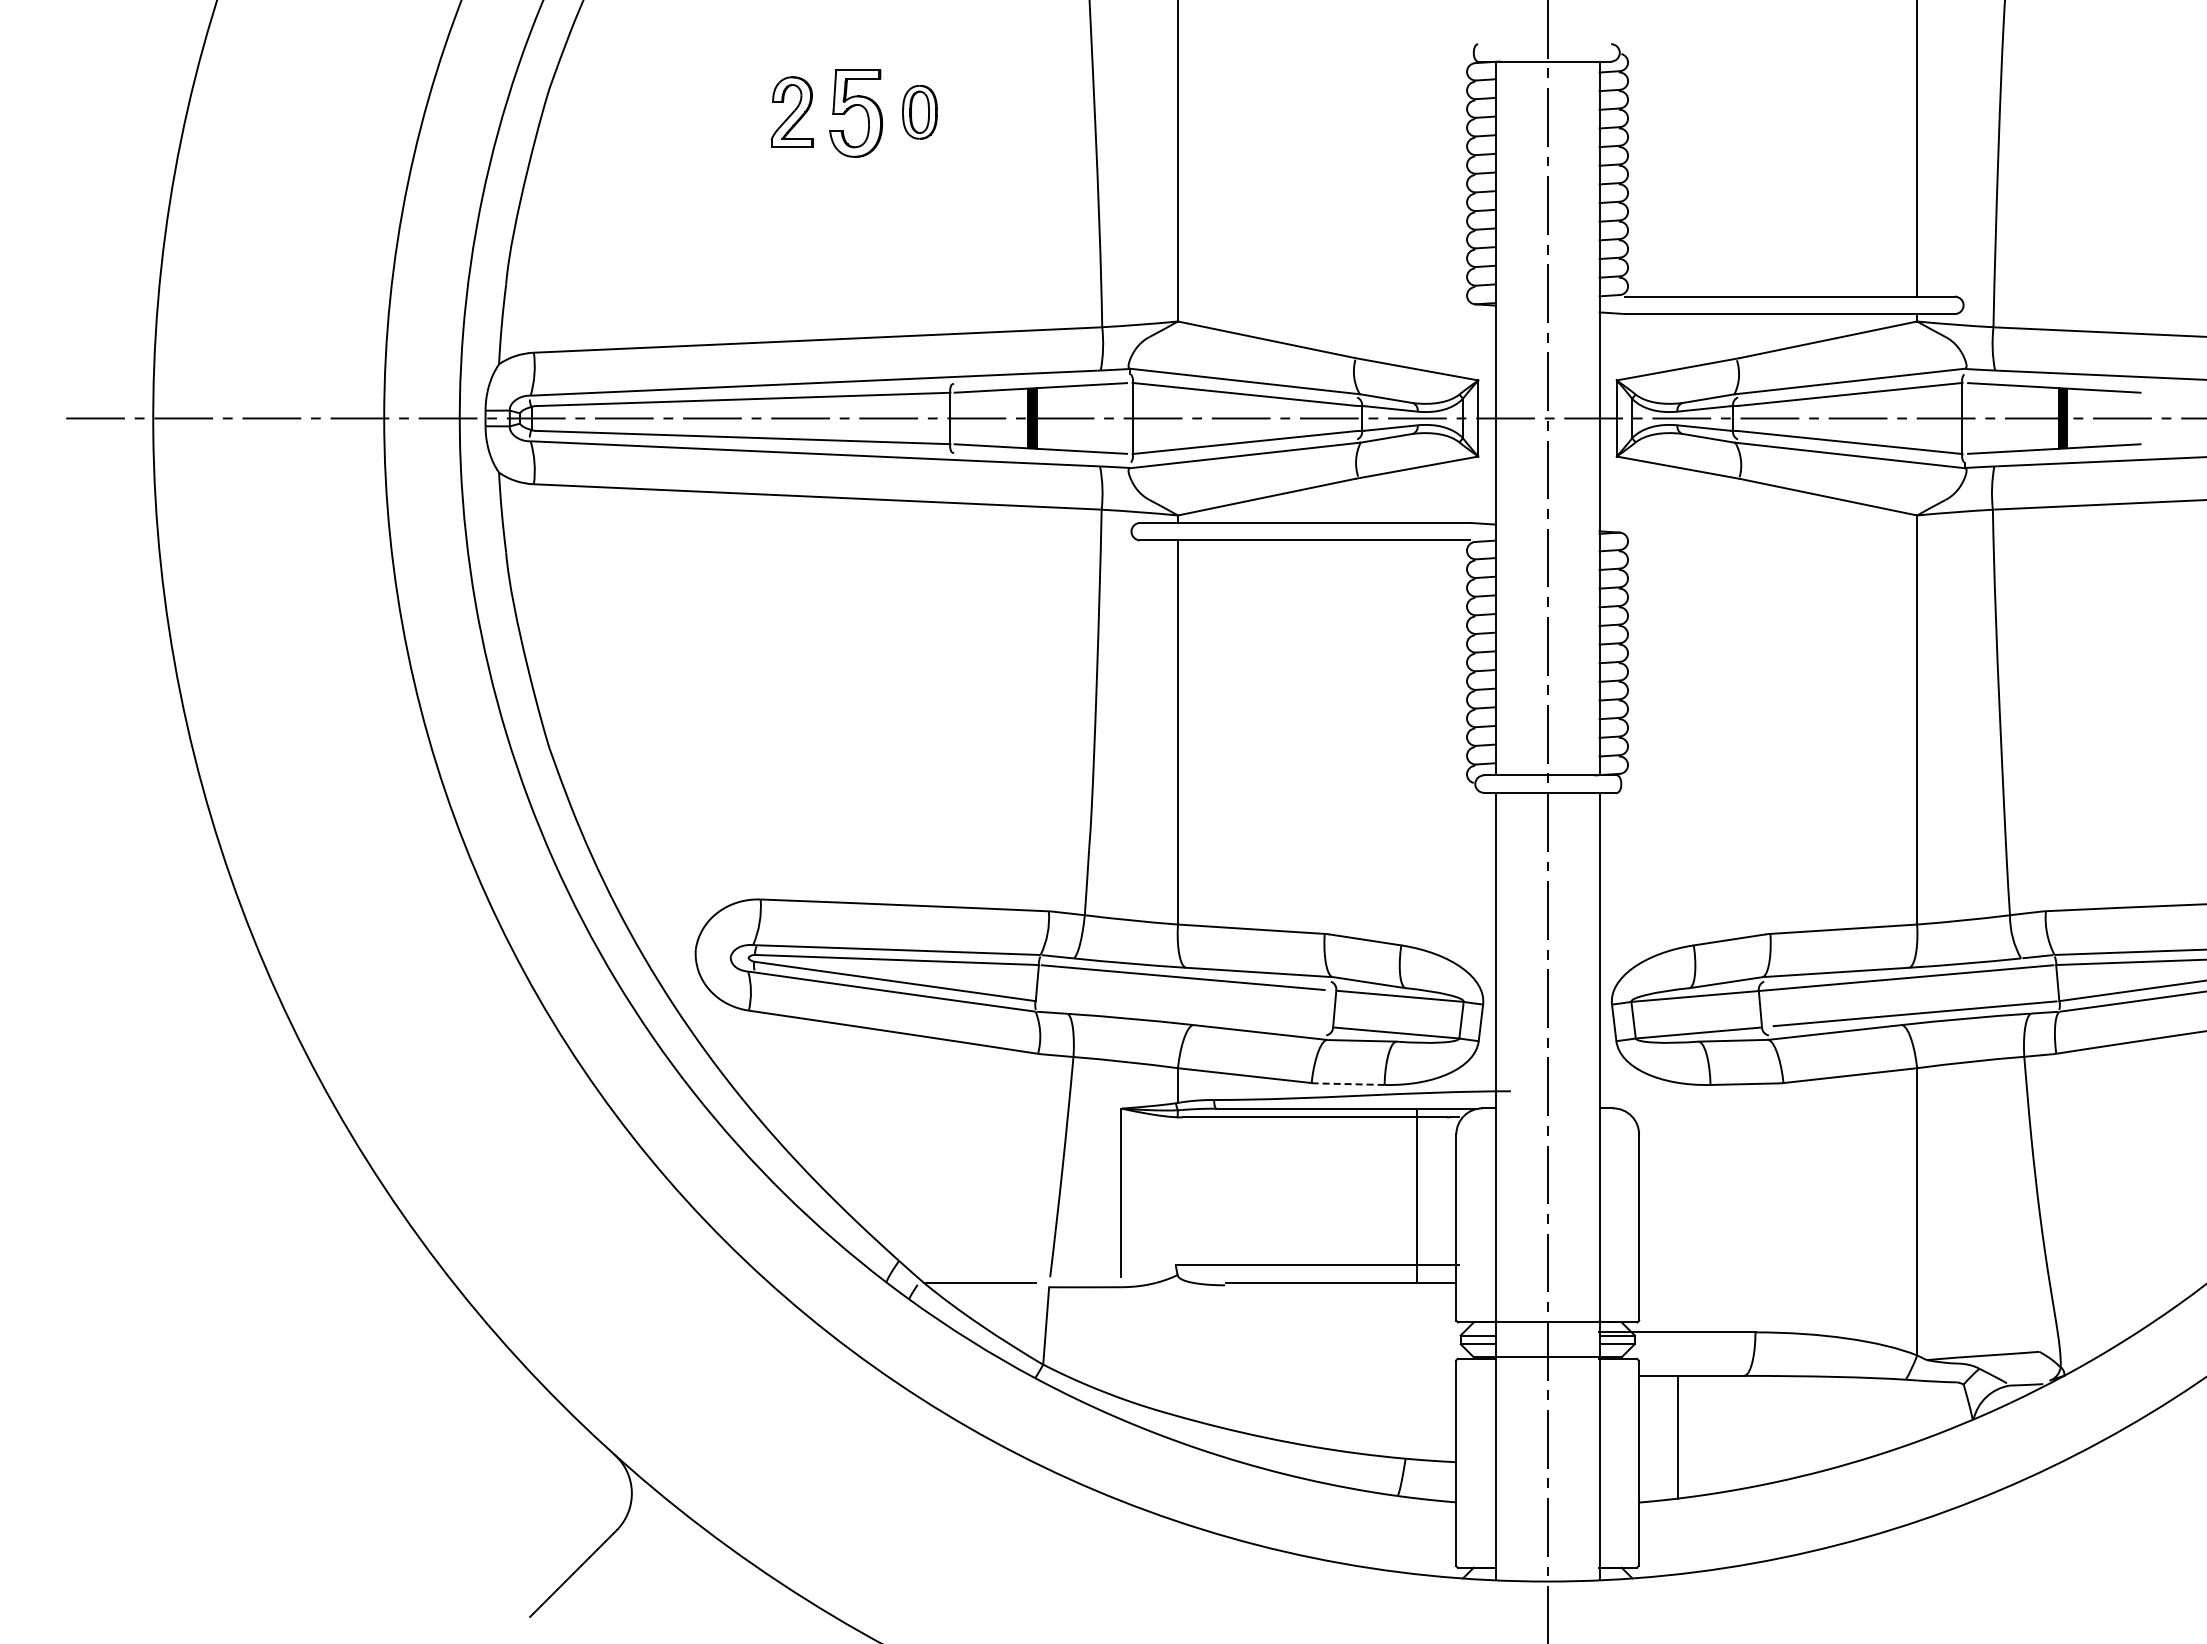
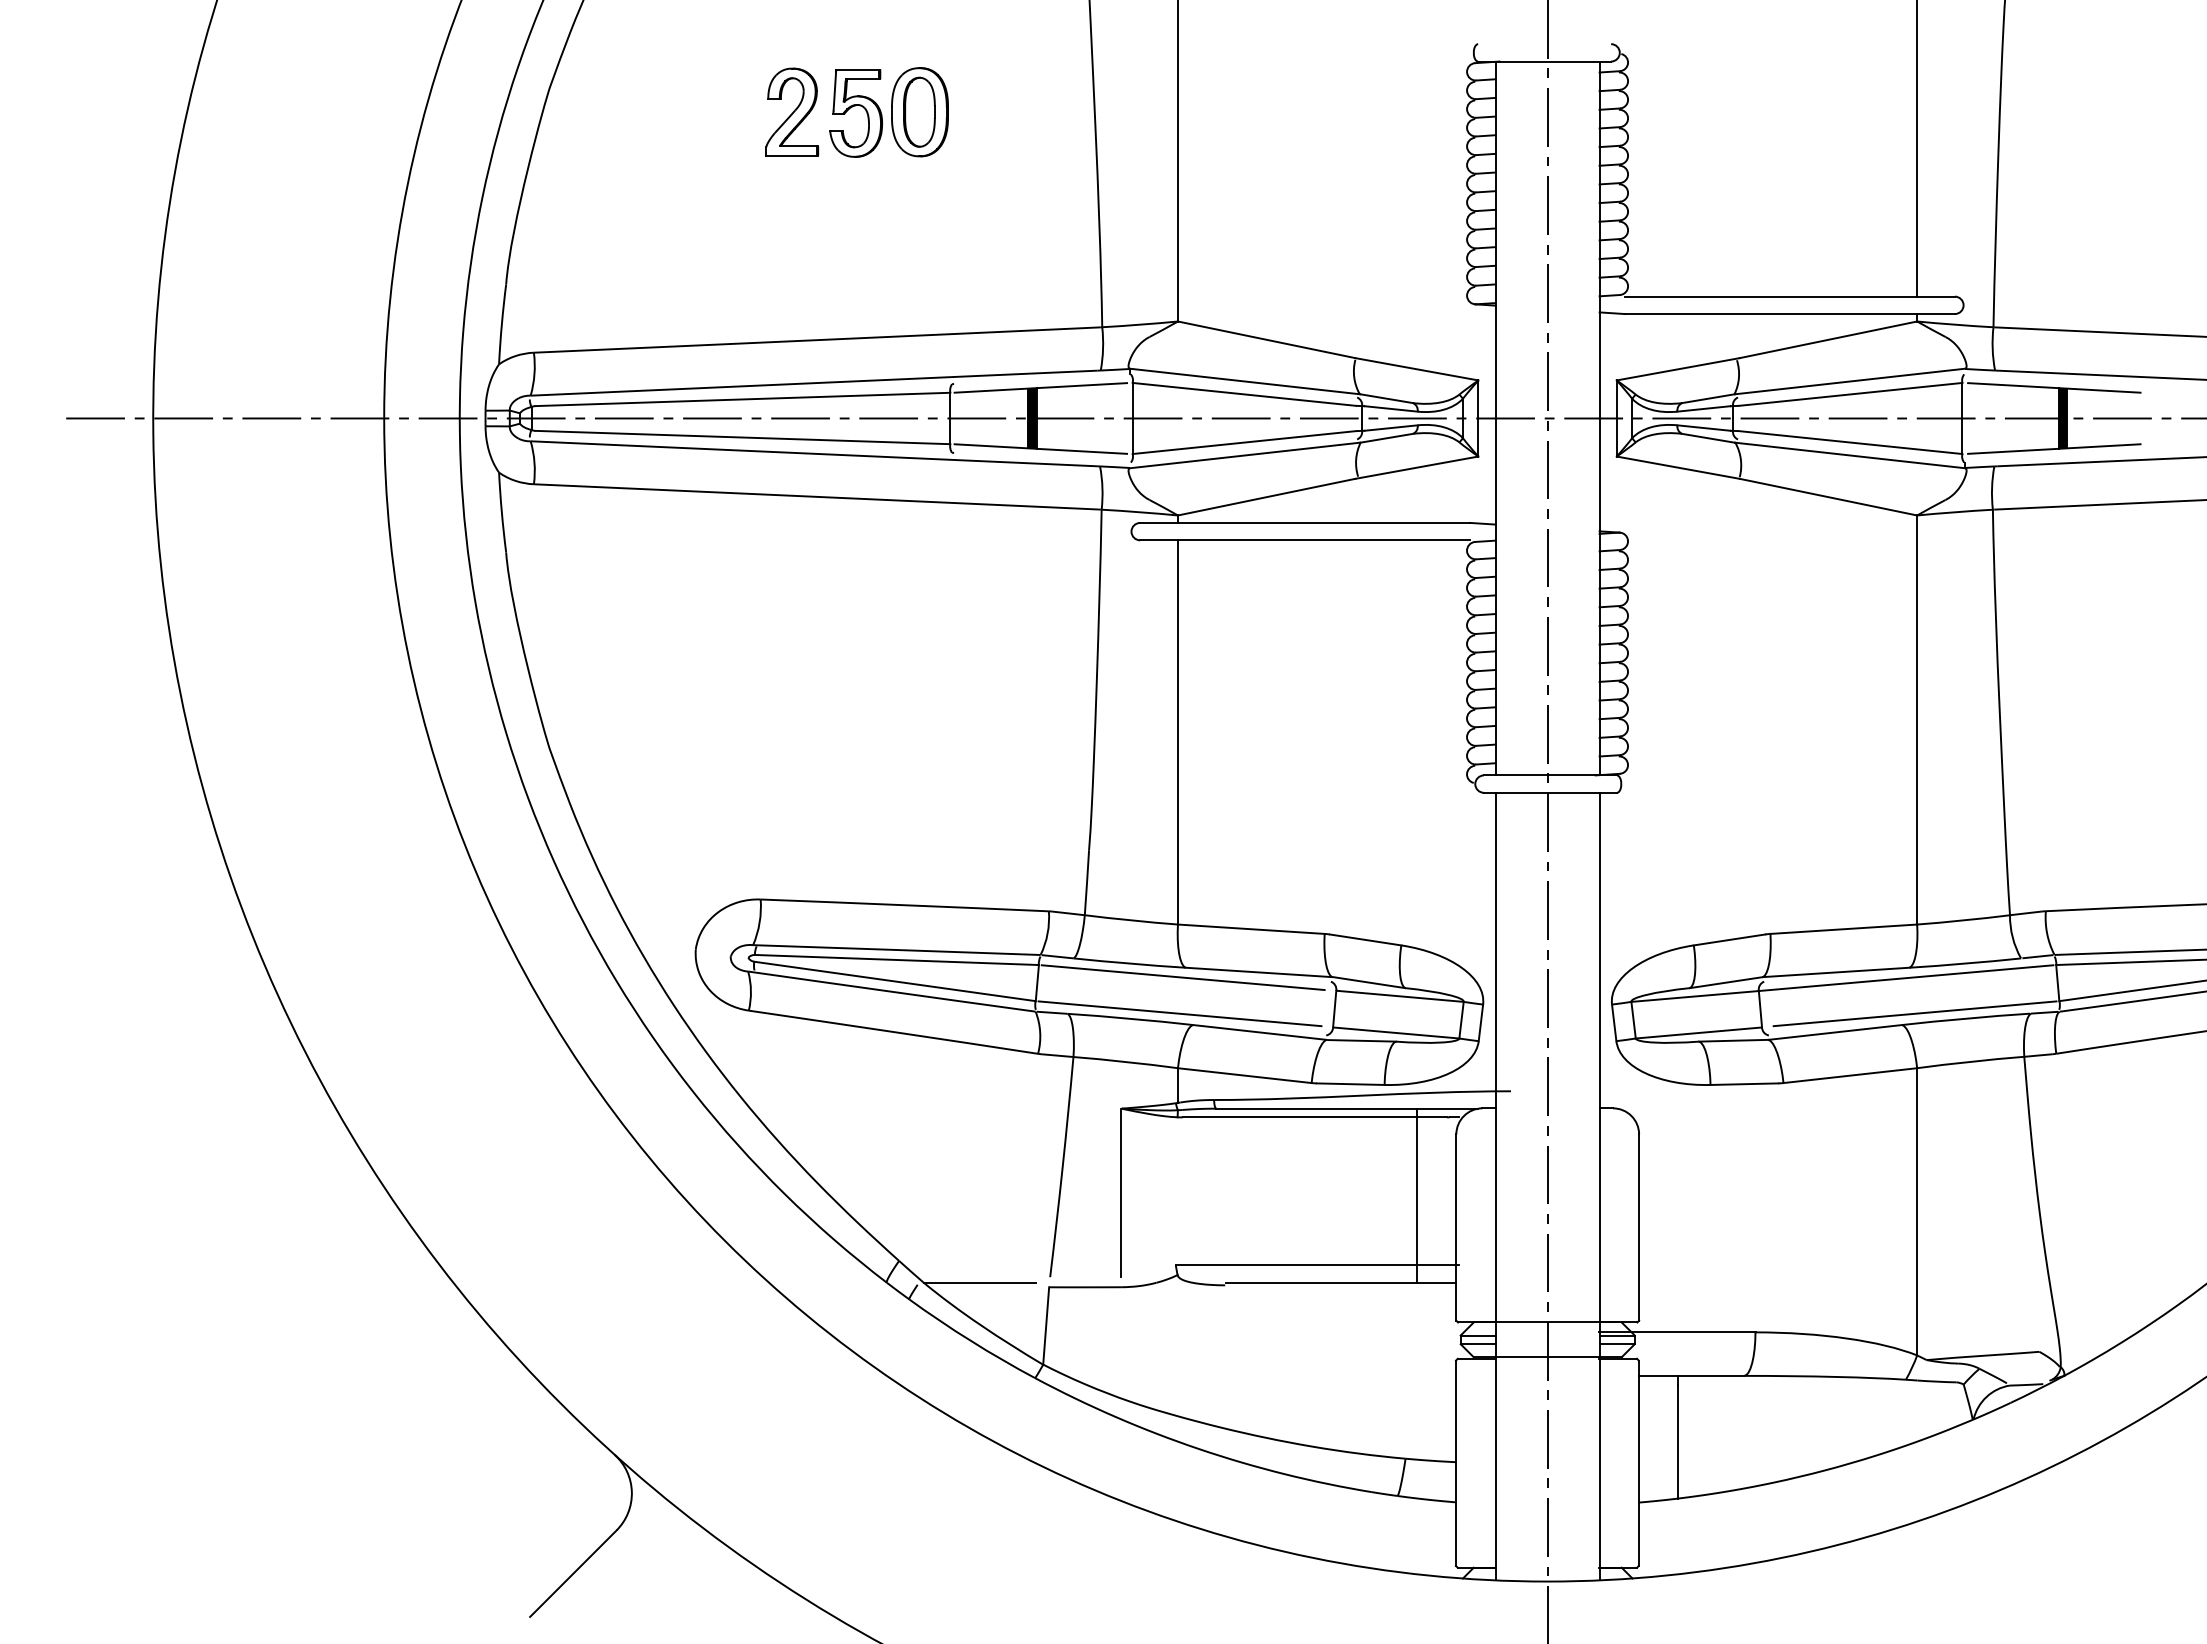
part size: 44x72 px -> 55x90 px (792, 111)
part size: 36x55 px -> 58x91 px (919, 112)
line: none -> present (1179, 1013)
line: dashed -> solid (1350, 1084)
